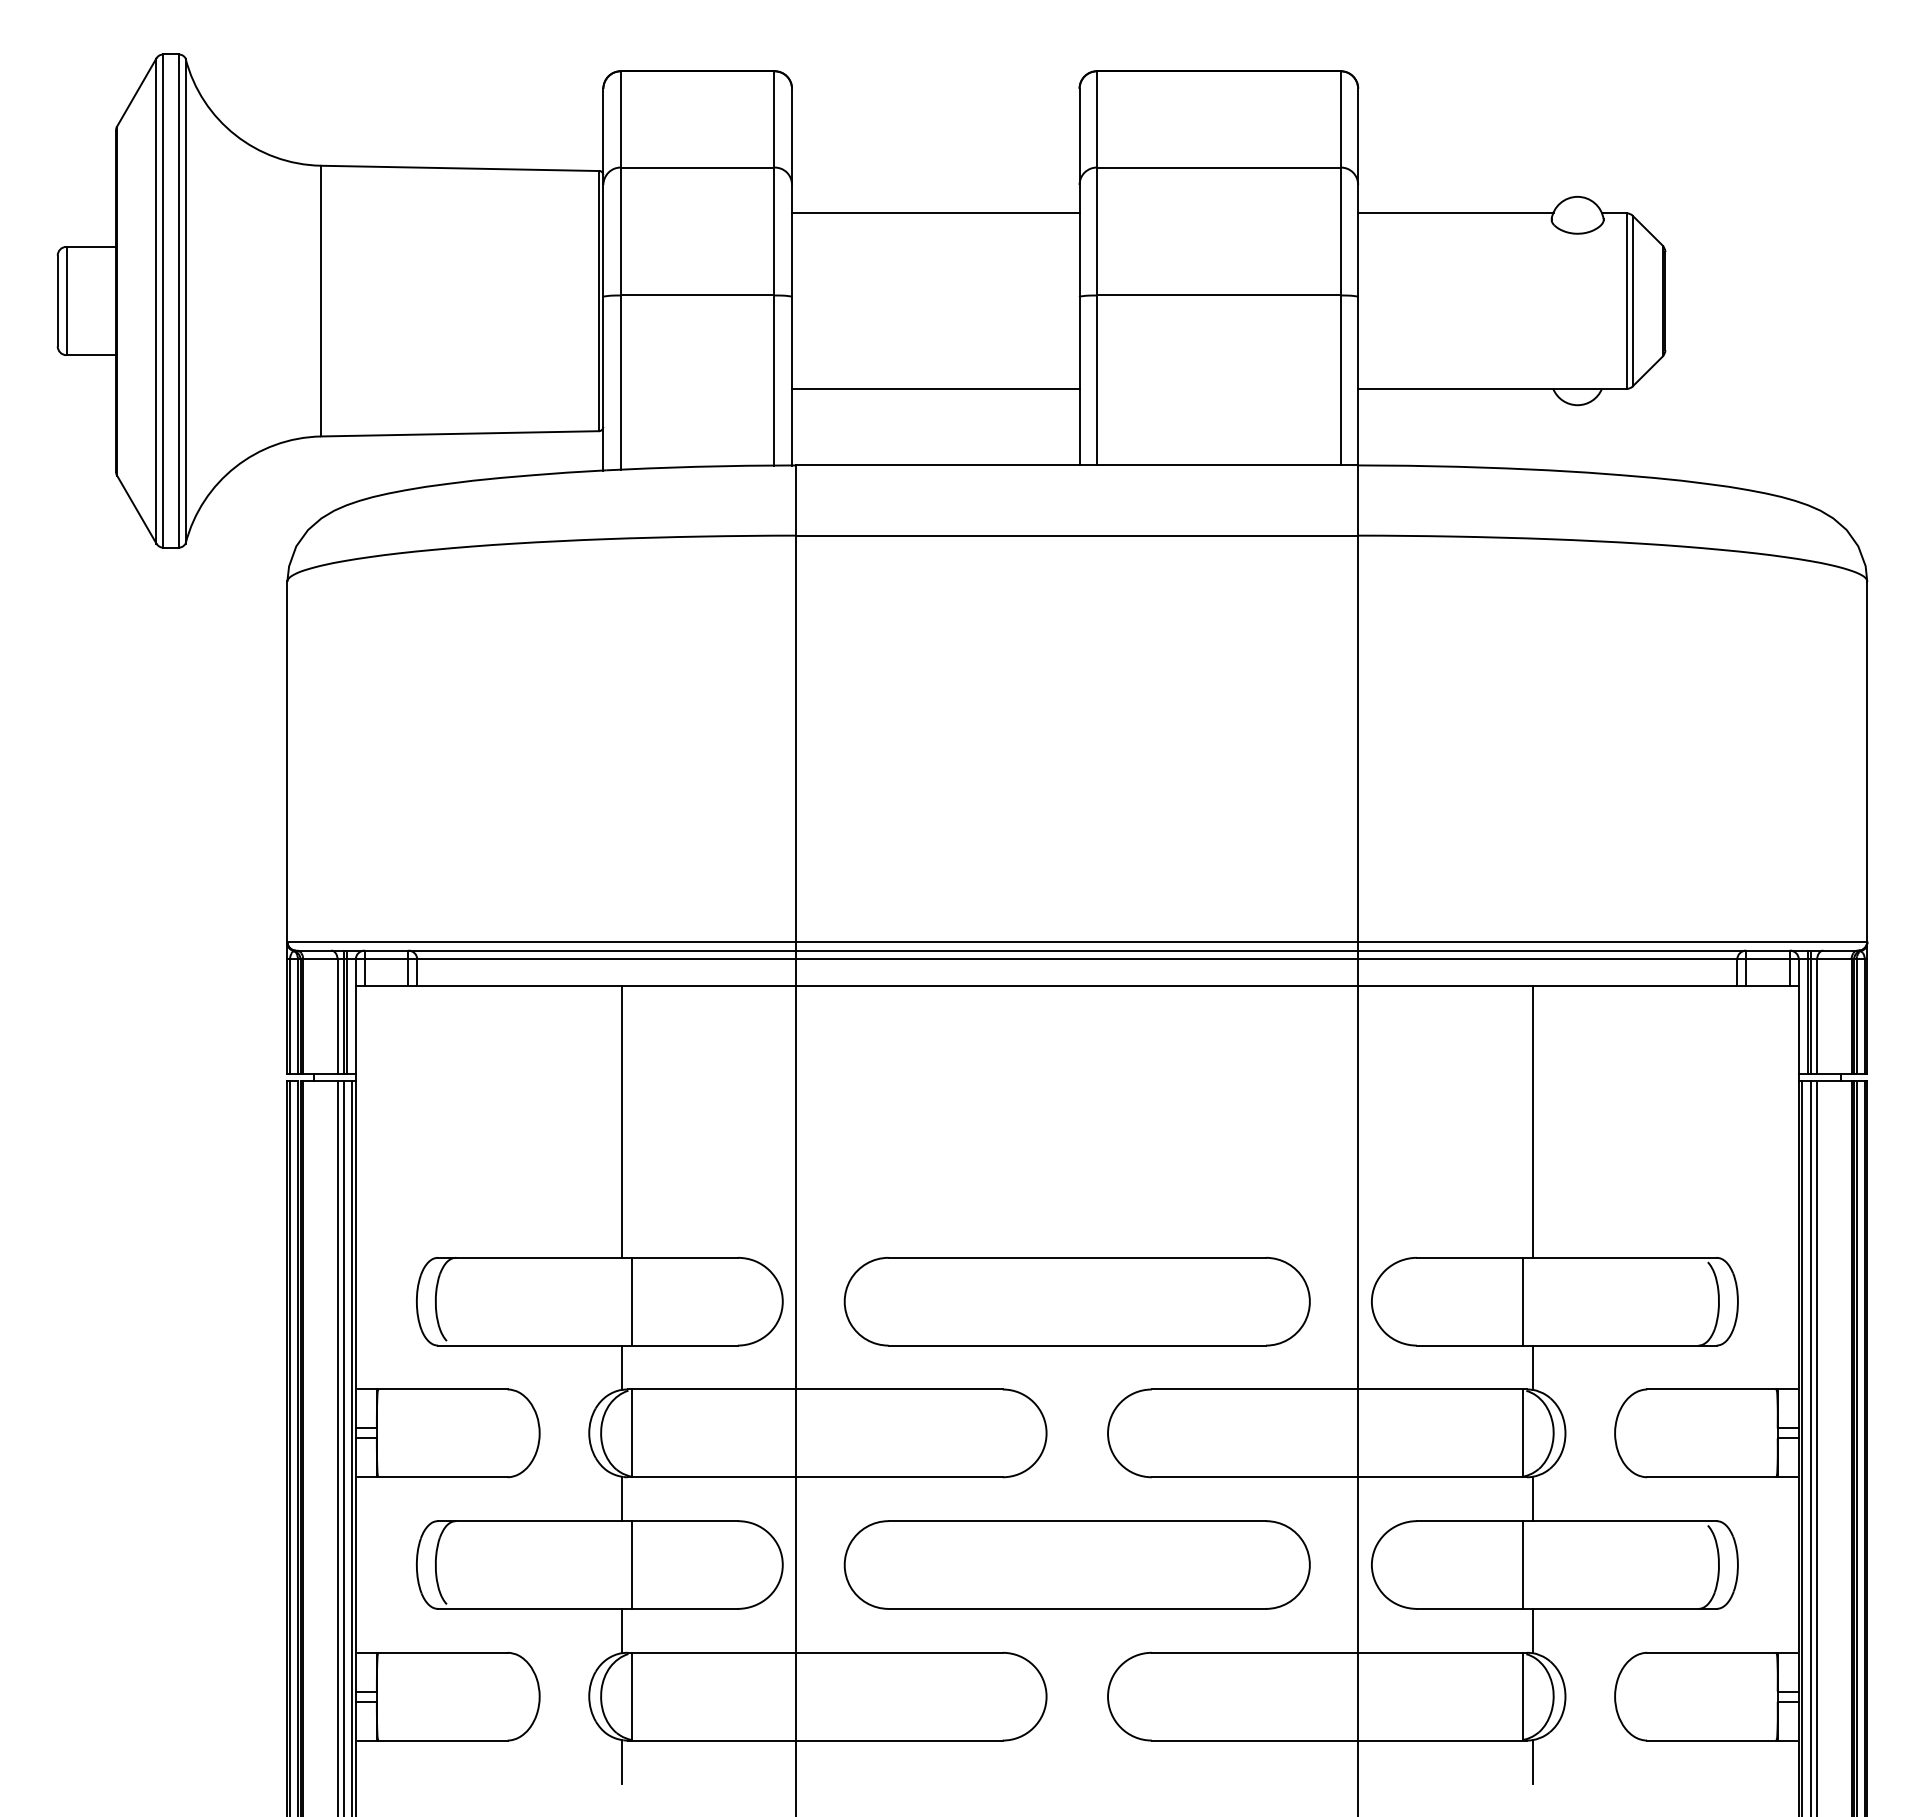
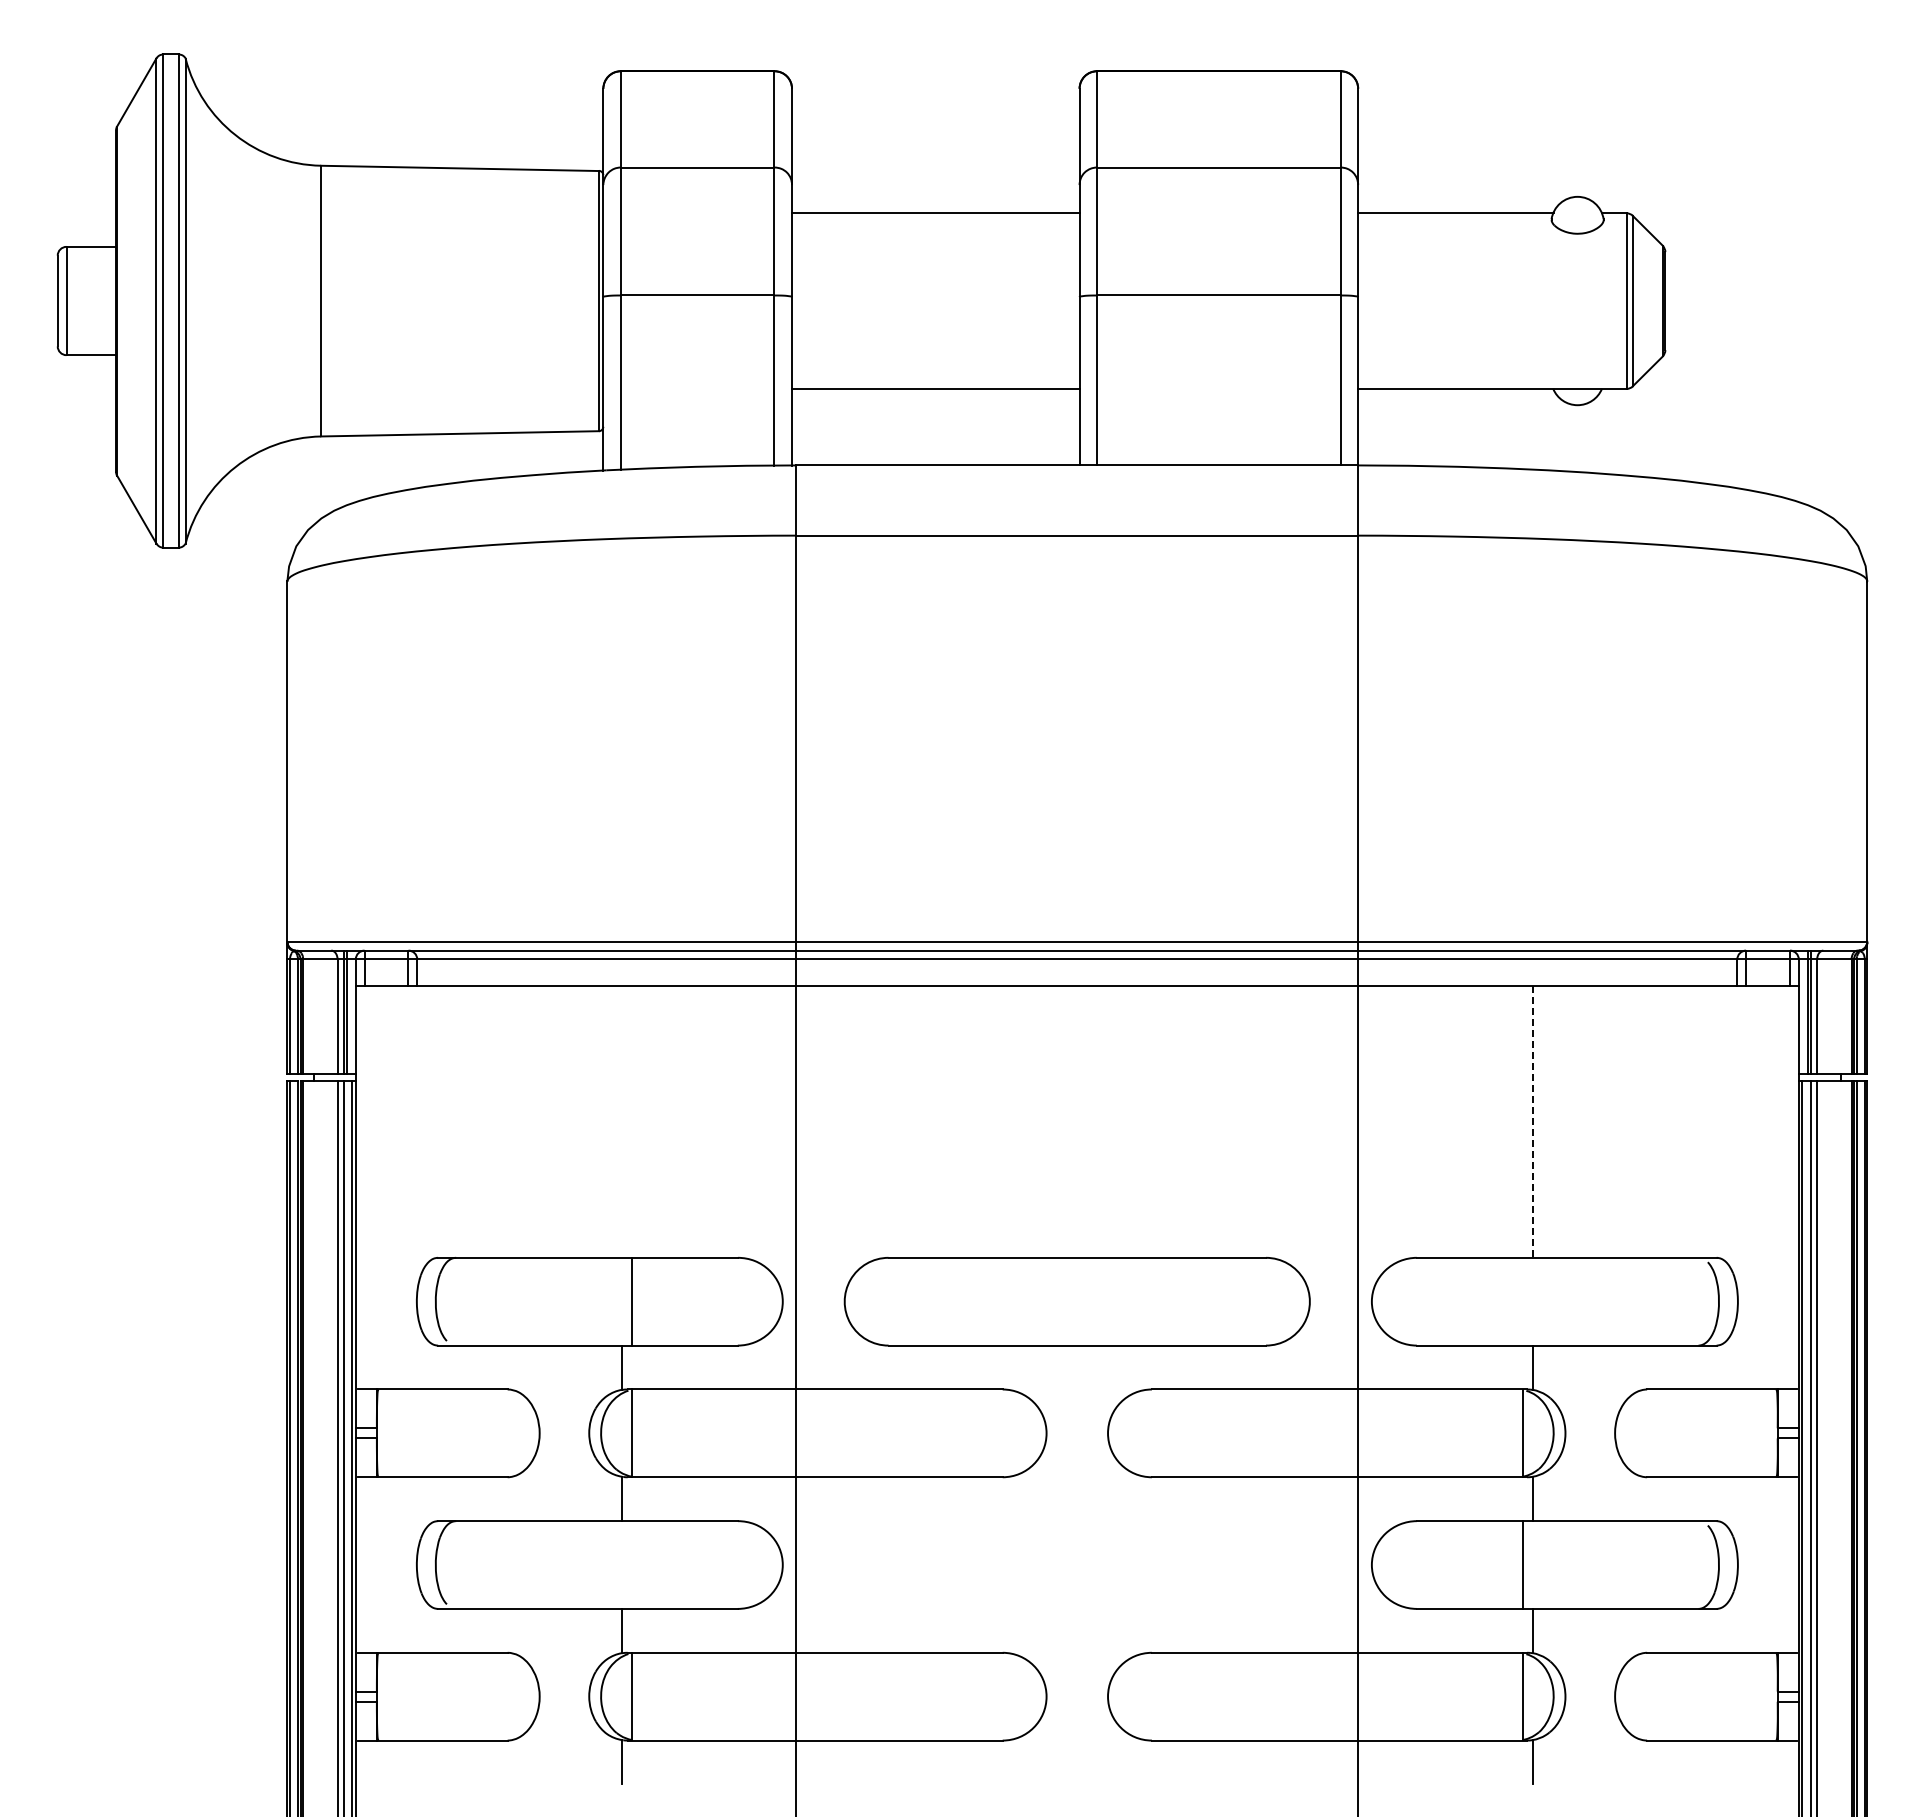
line: present -> none (621, 1121)
line: solid -> dashed (1532, 1122)
line: present -> none (1522, 1301)
line: present -> none (632, 1564)
part: present -> none (1076, 1564)
